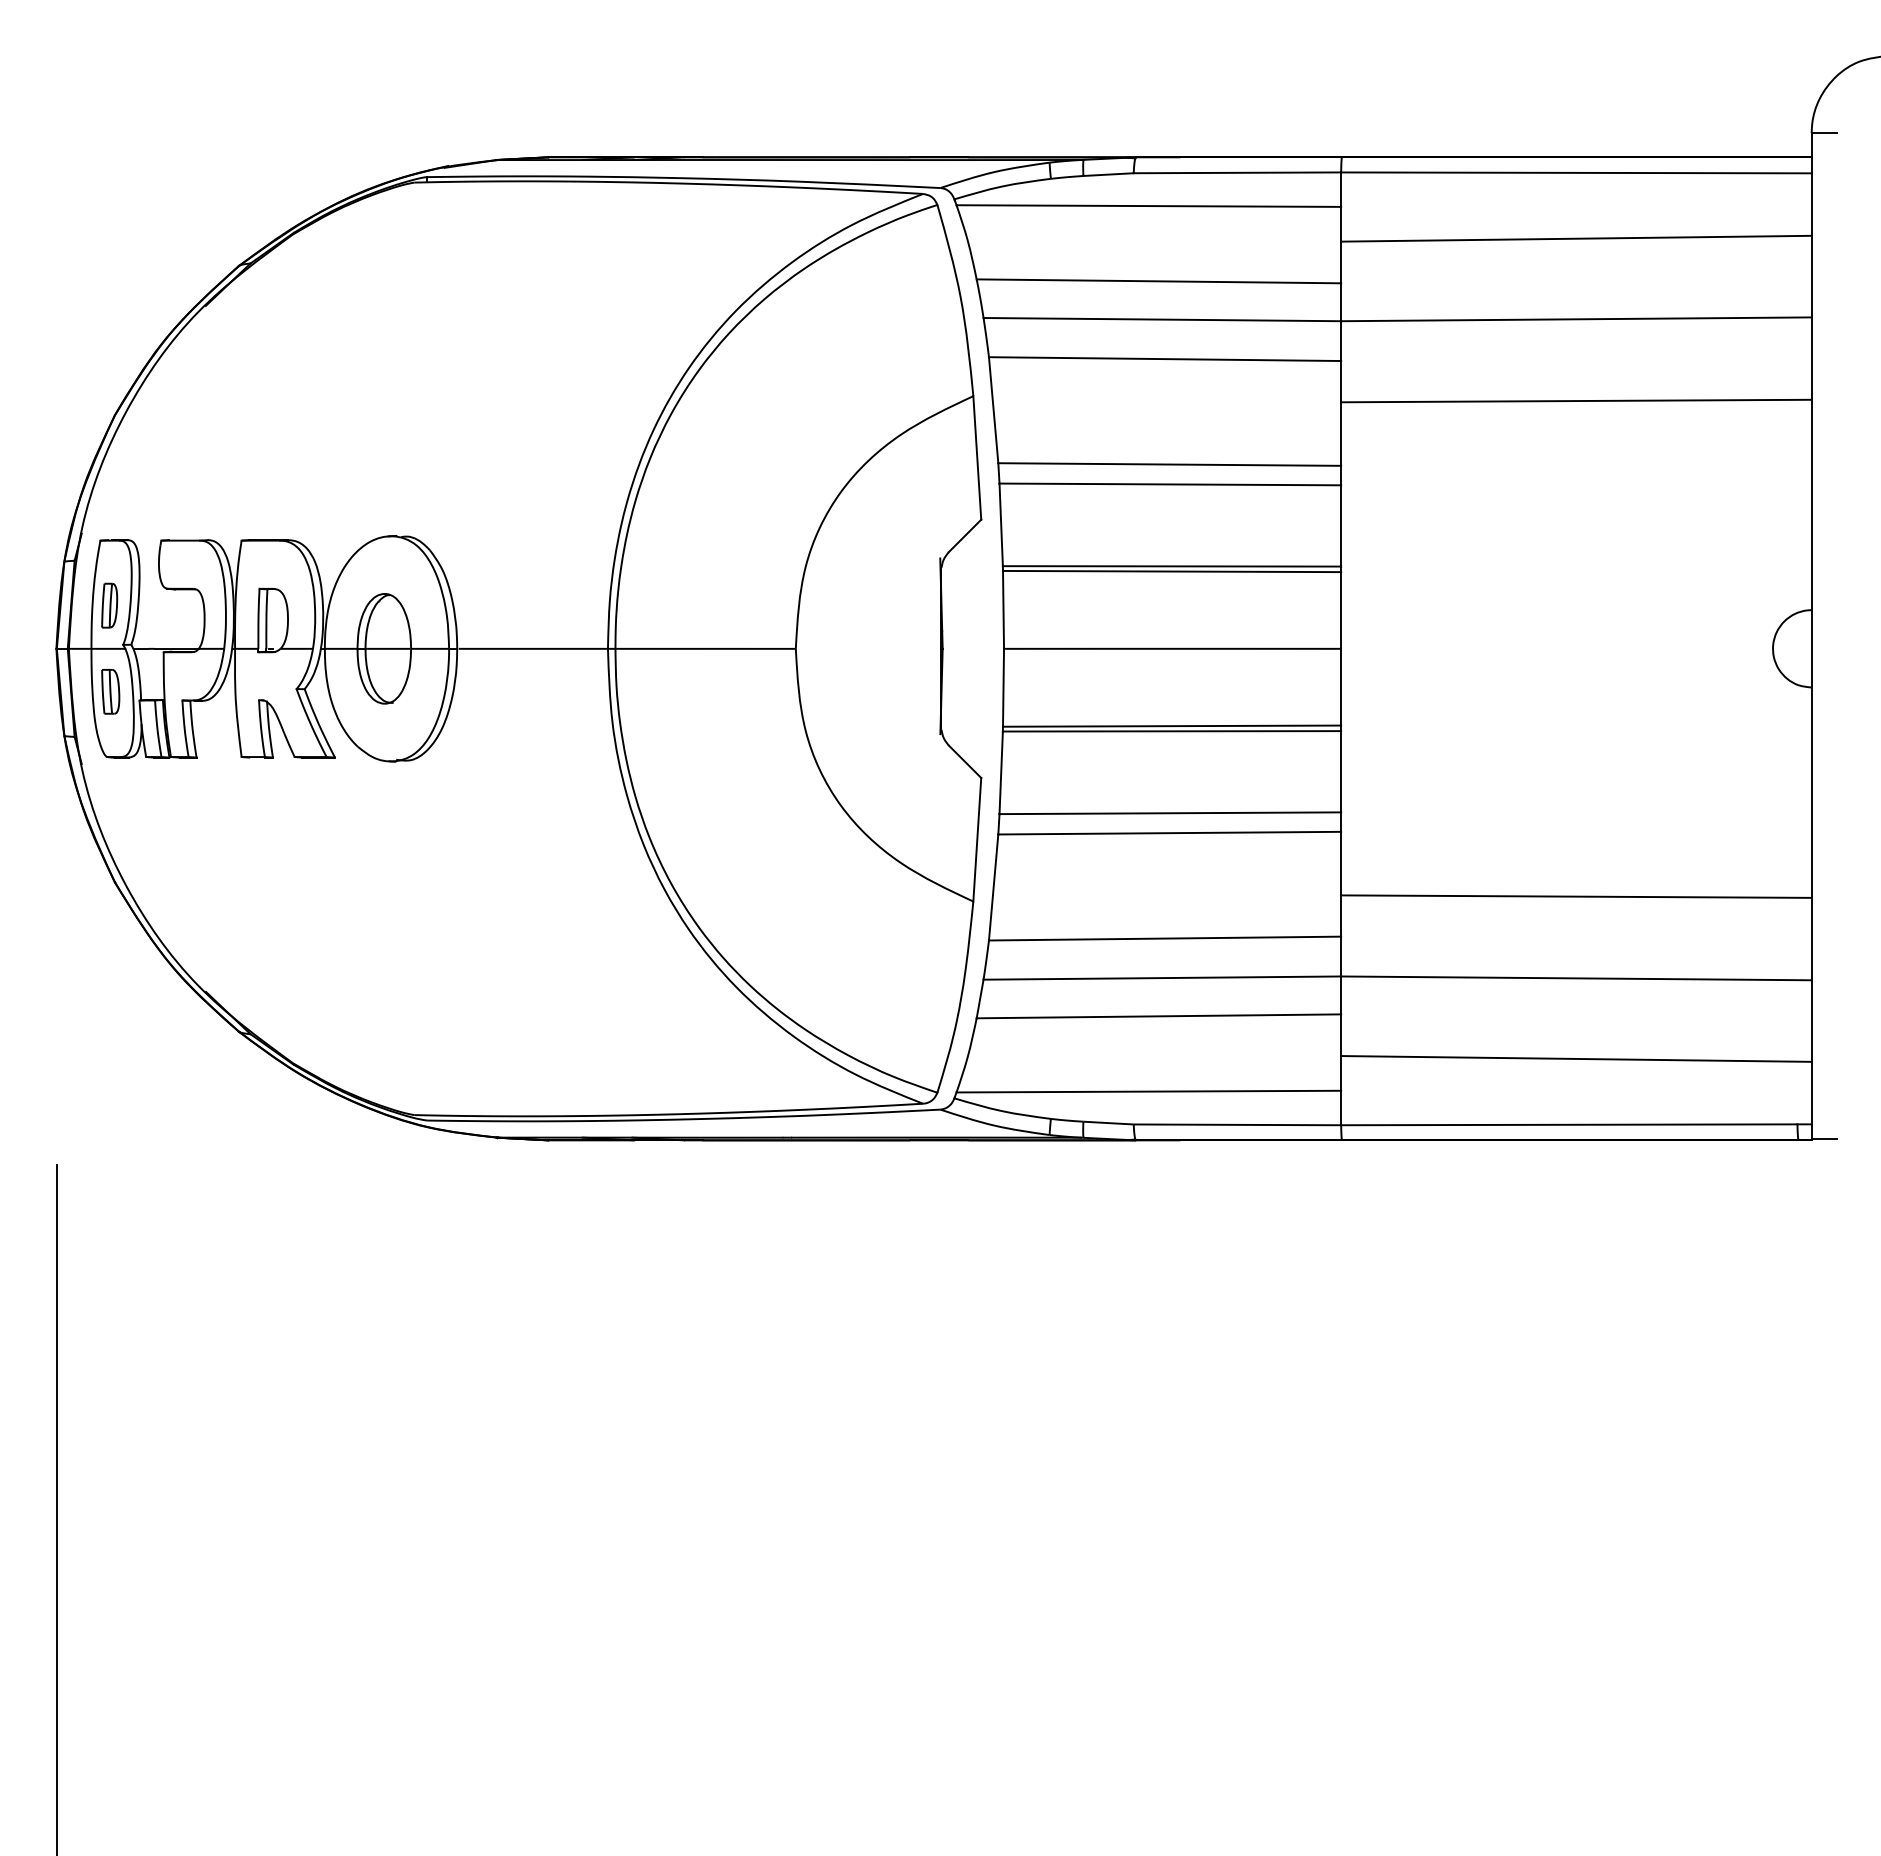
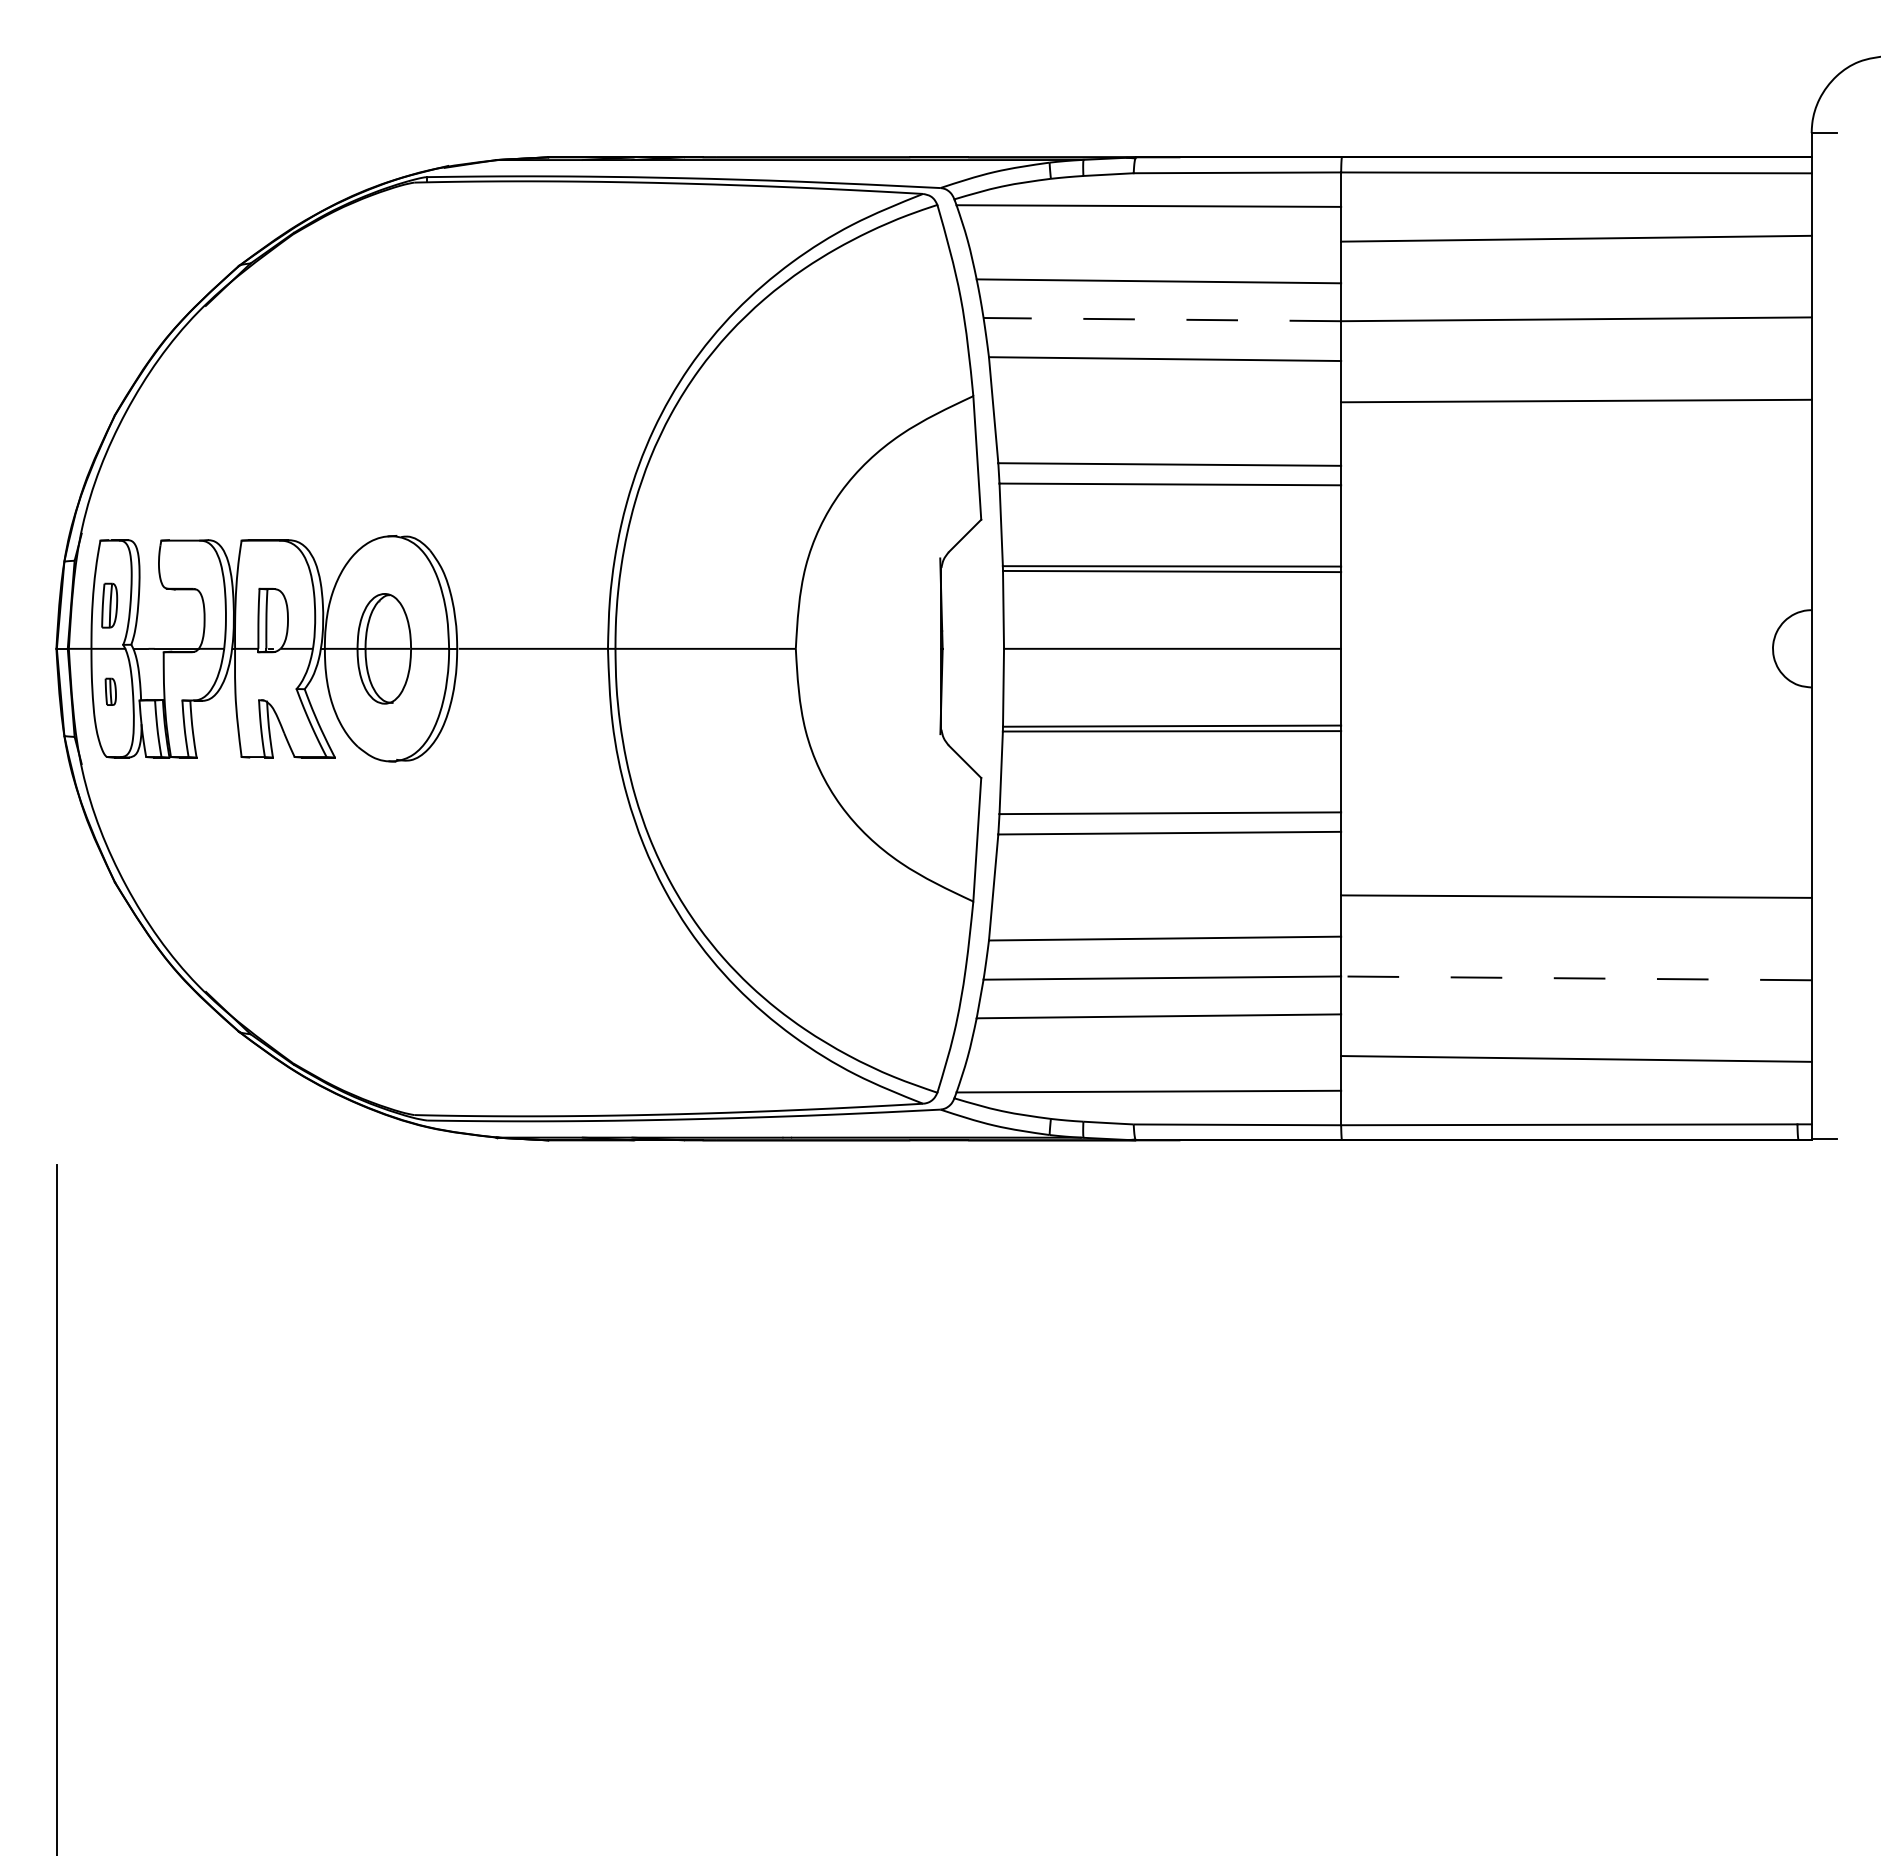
line: solid -> dashed (1162, 319)
part size: 20x46 px -> 13x29 px (110, 691)
line: solid -> dashed (1575, 978)
